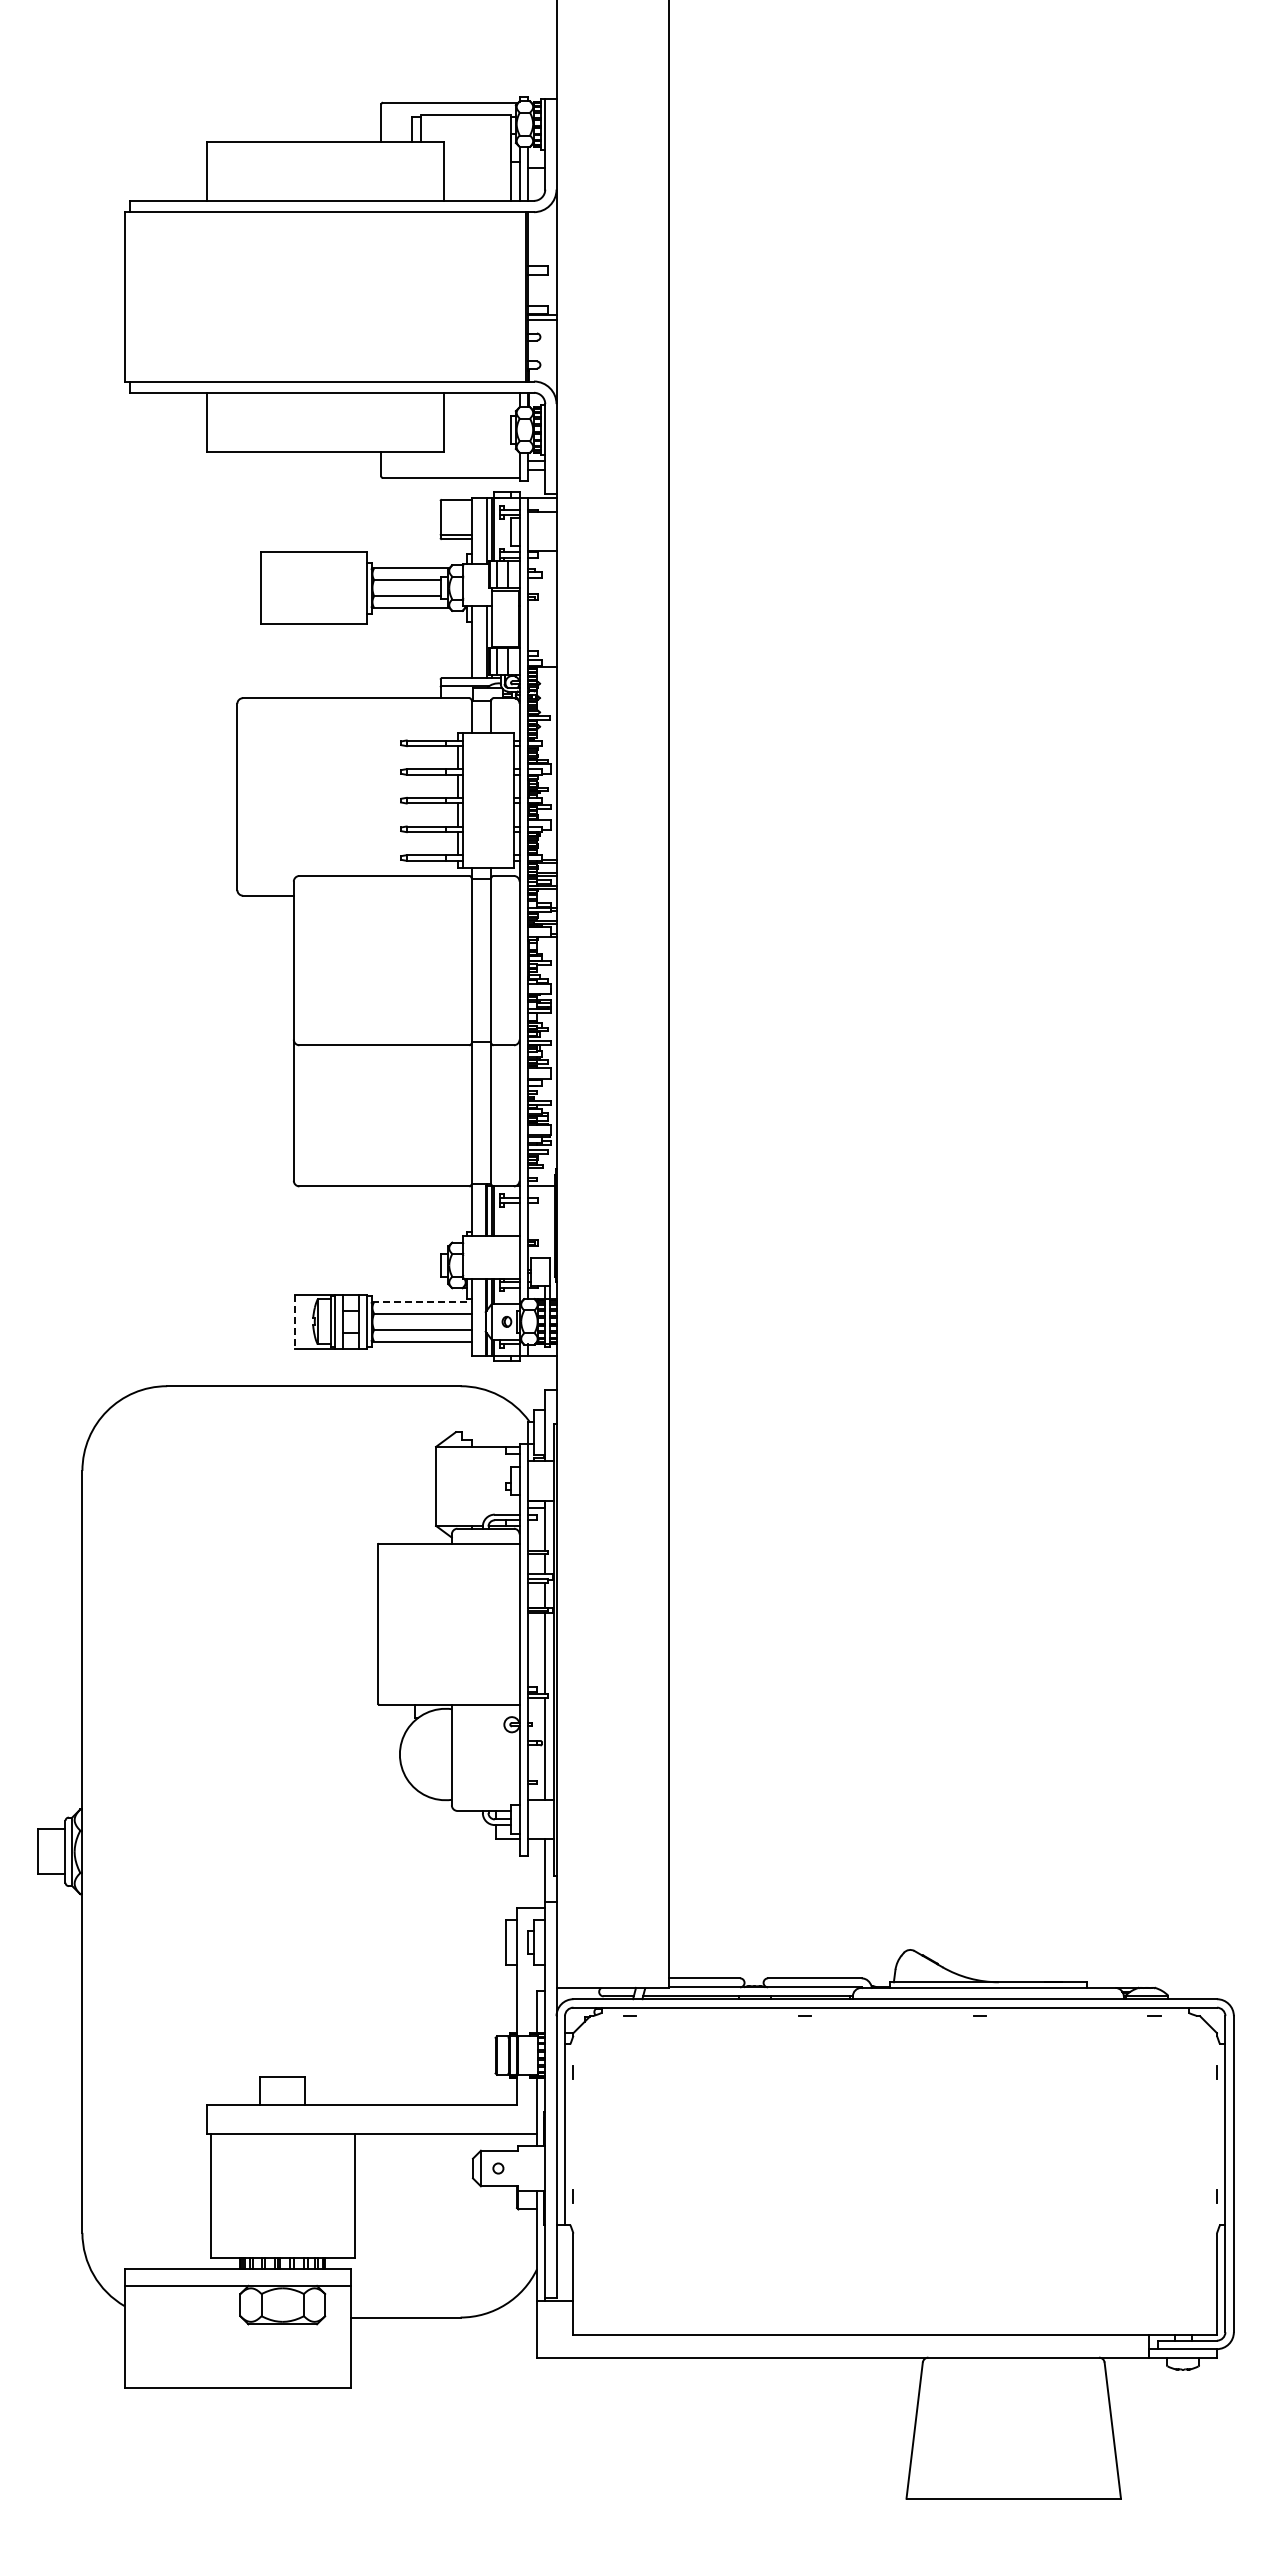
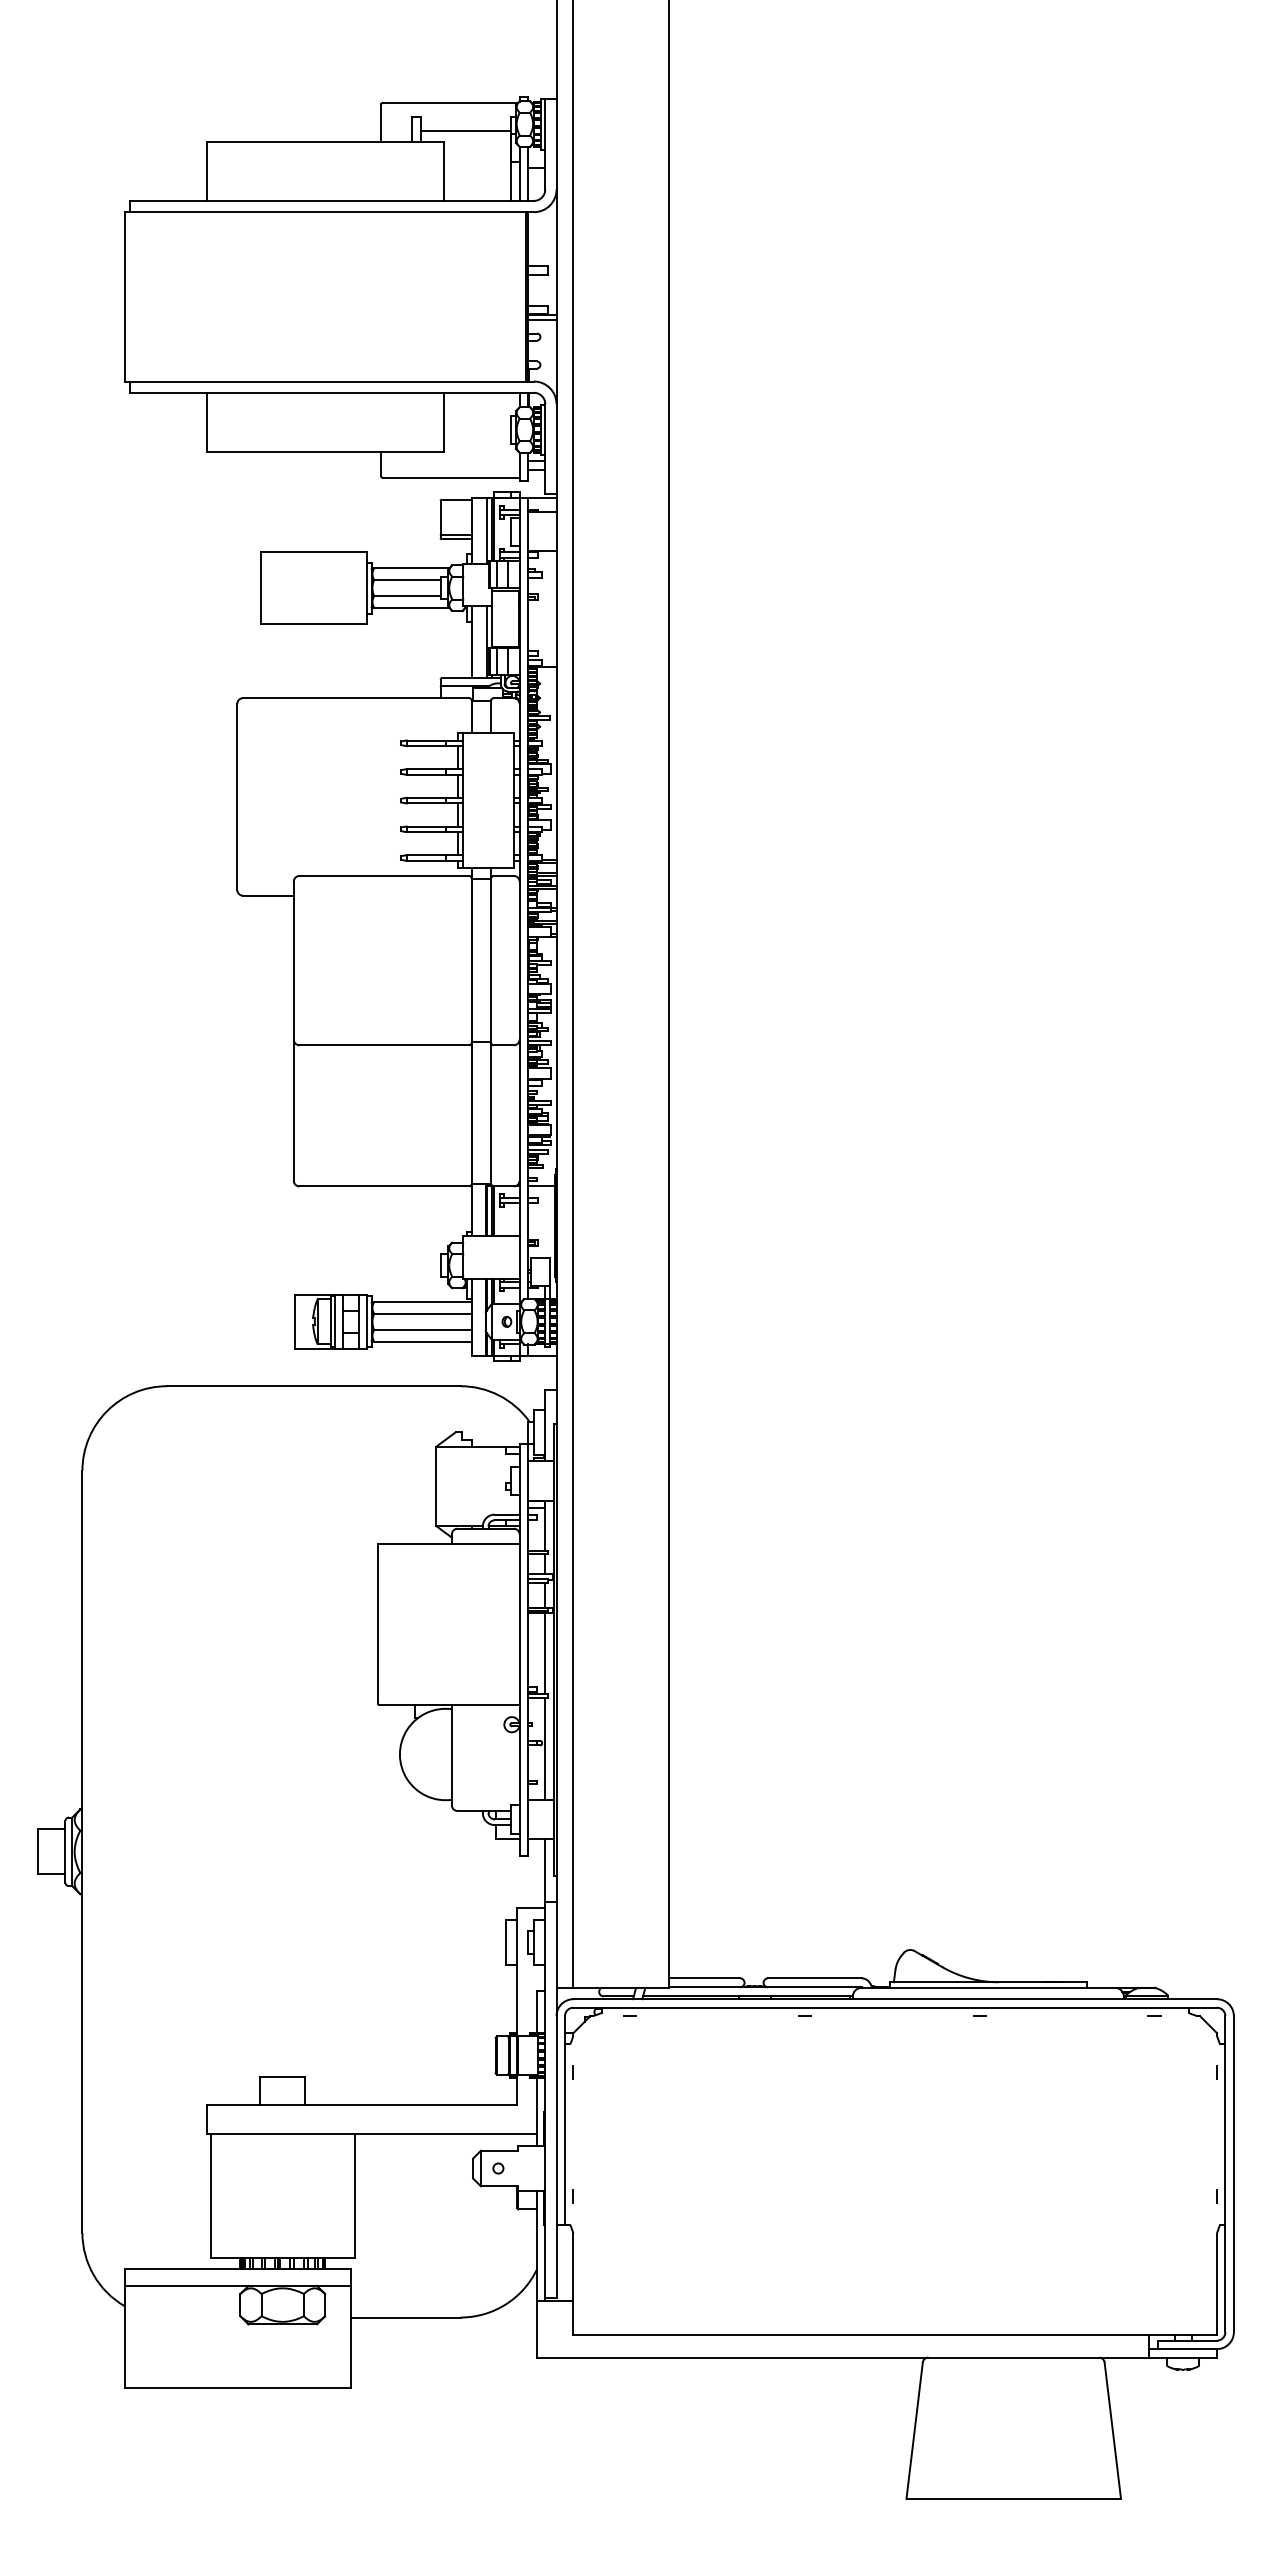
line position: (465, 114) -> (465, 130) (465, 130)
line: none -> present (573, 994)
line: dashed -> solid (422, 1302)
line: dashed -> solid (294, 1321)
